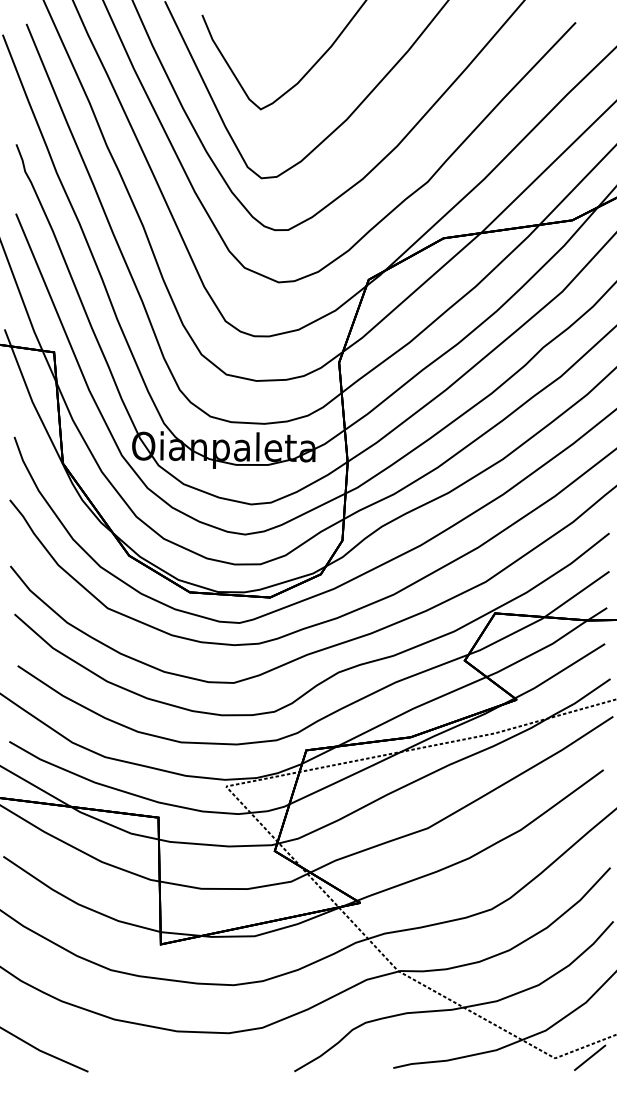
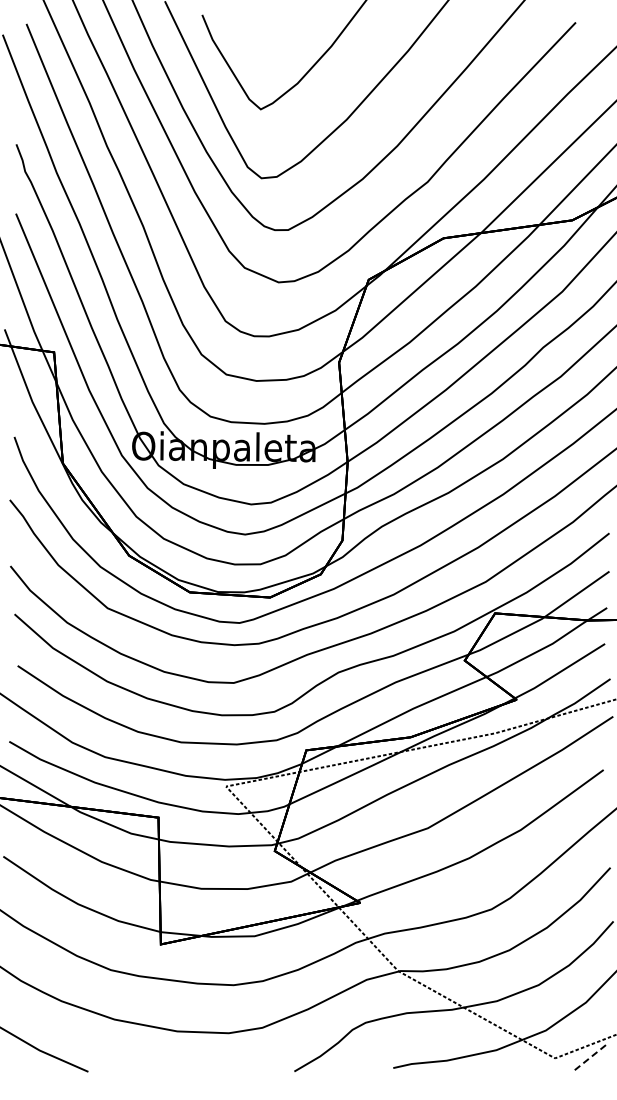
line: solid -> dashed (589, 1058)
